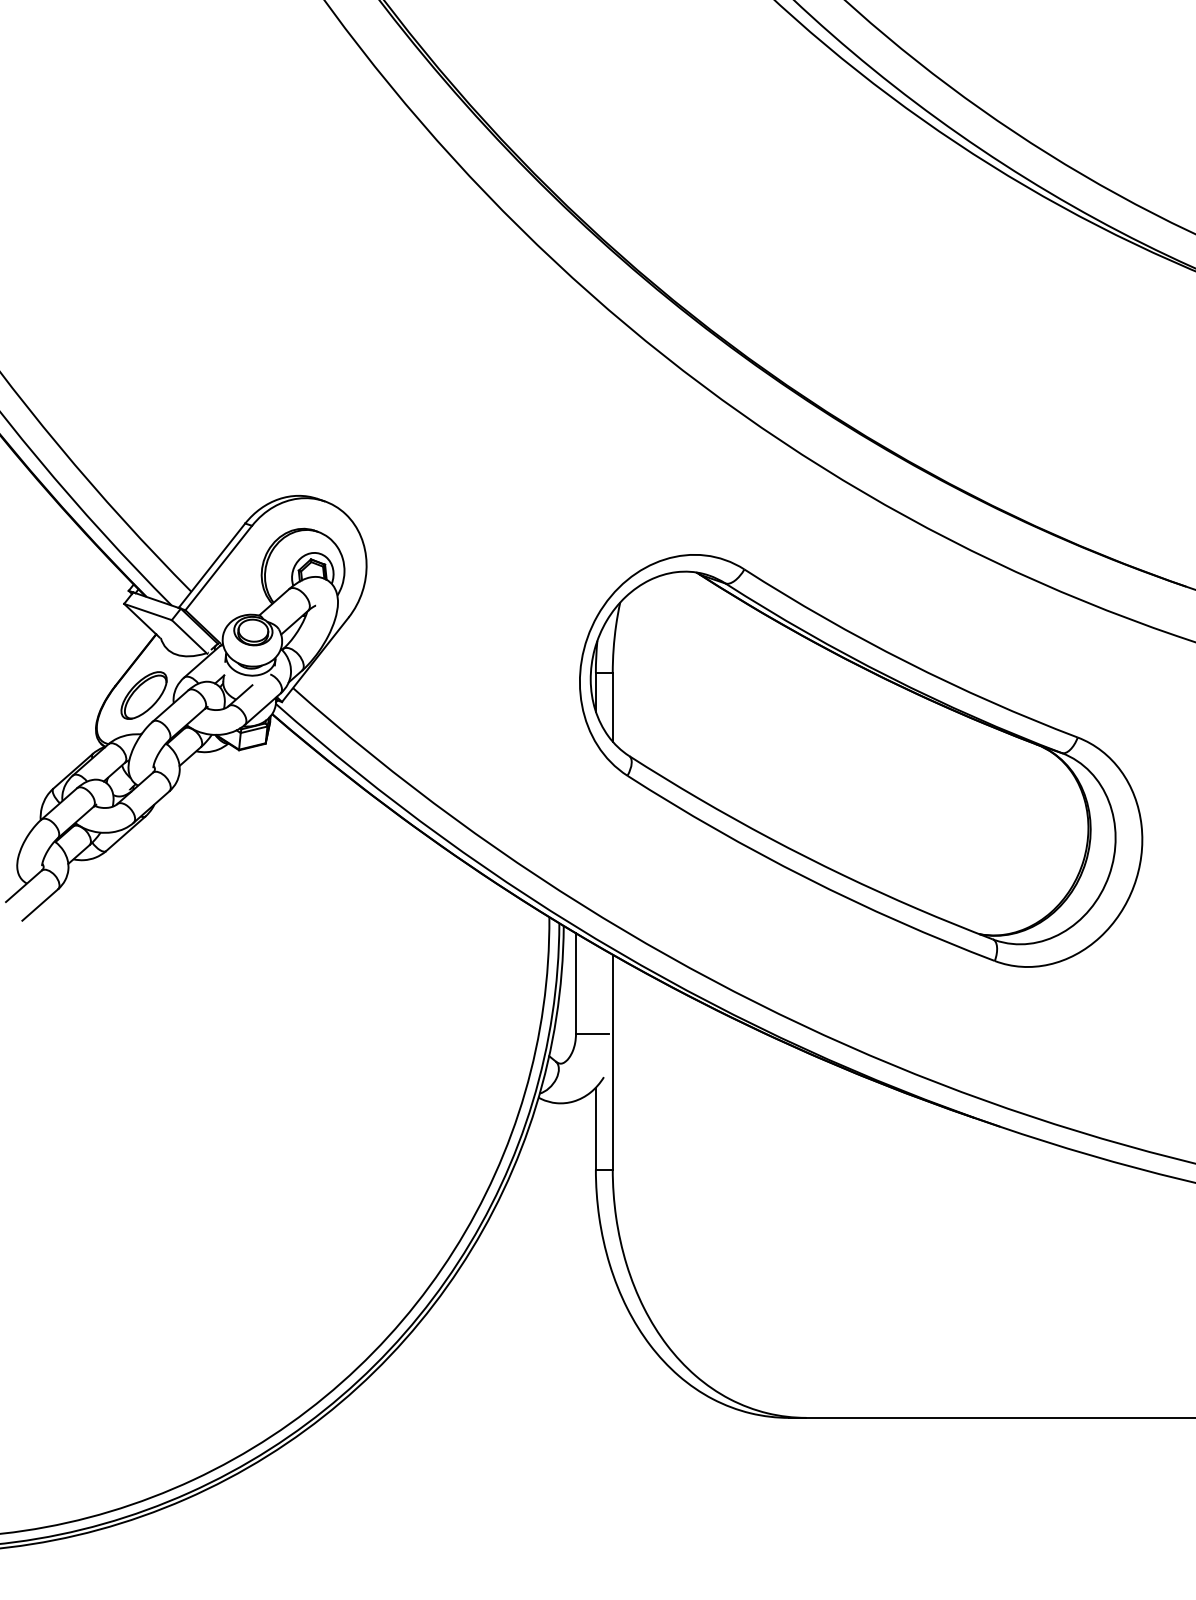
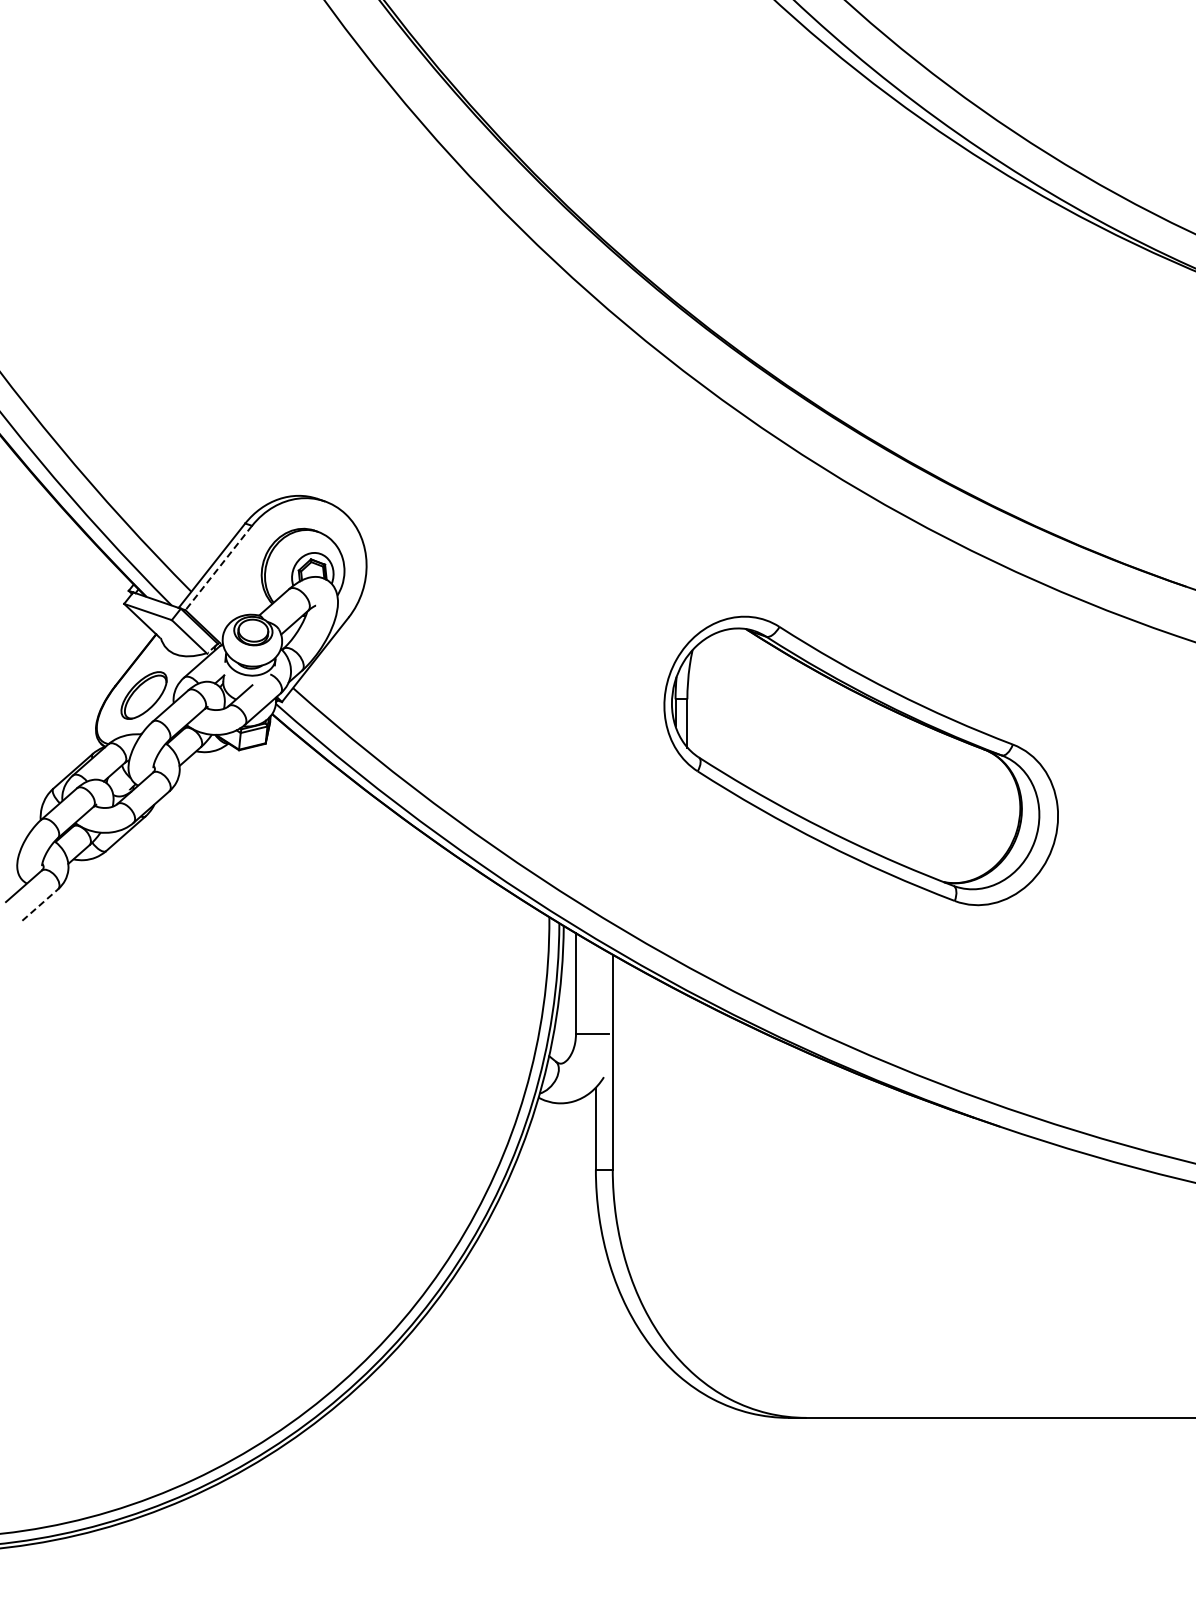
line: solid -> dashed (218, 568)
part size: 565x414 px -> 396x292 px (860, 760)
line: solid -> dashed (40, 905)
